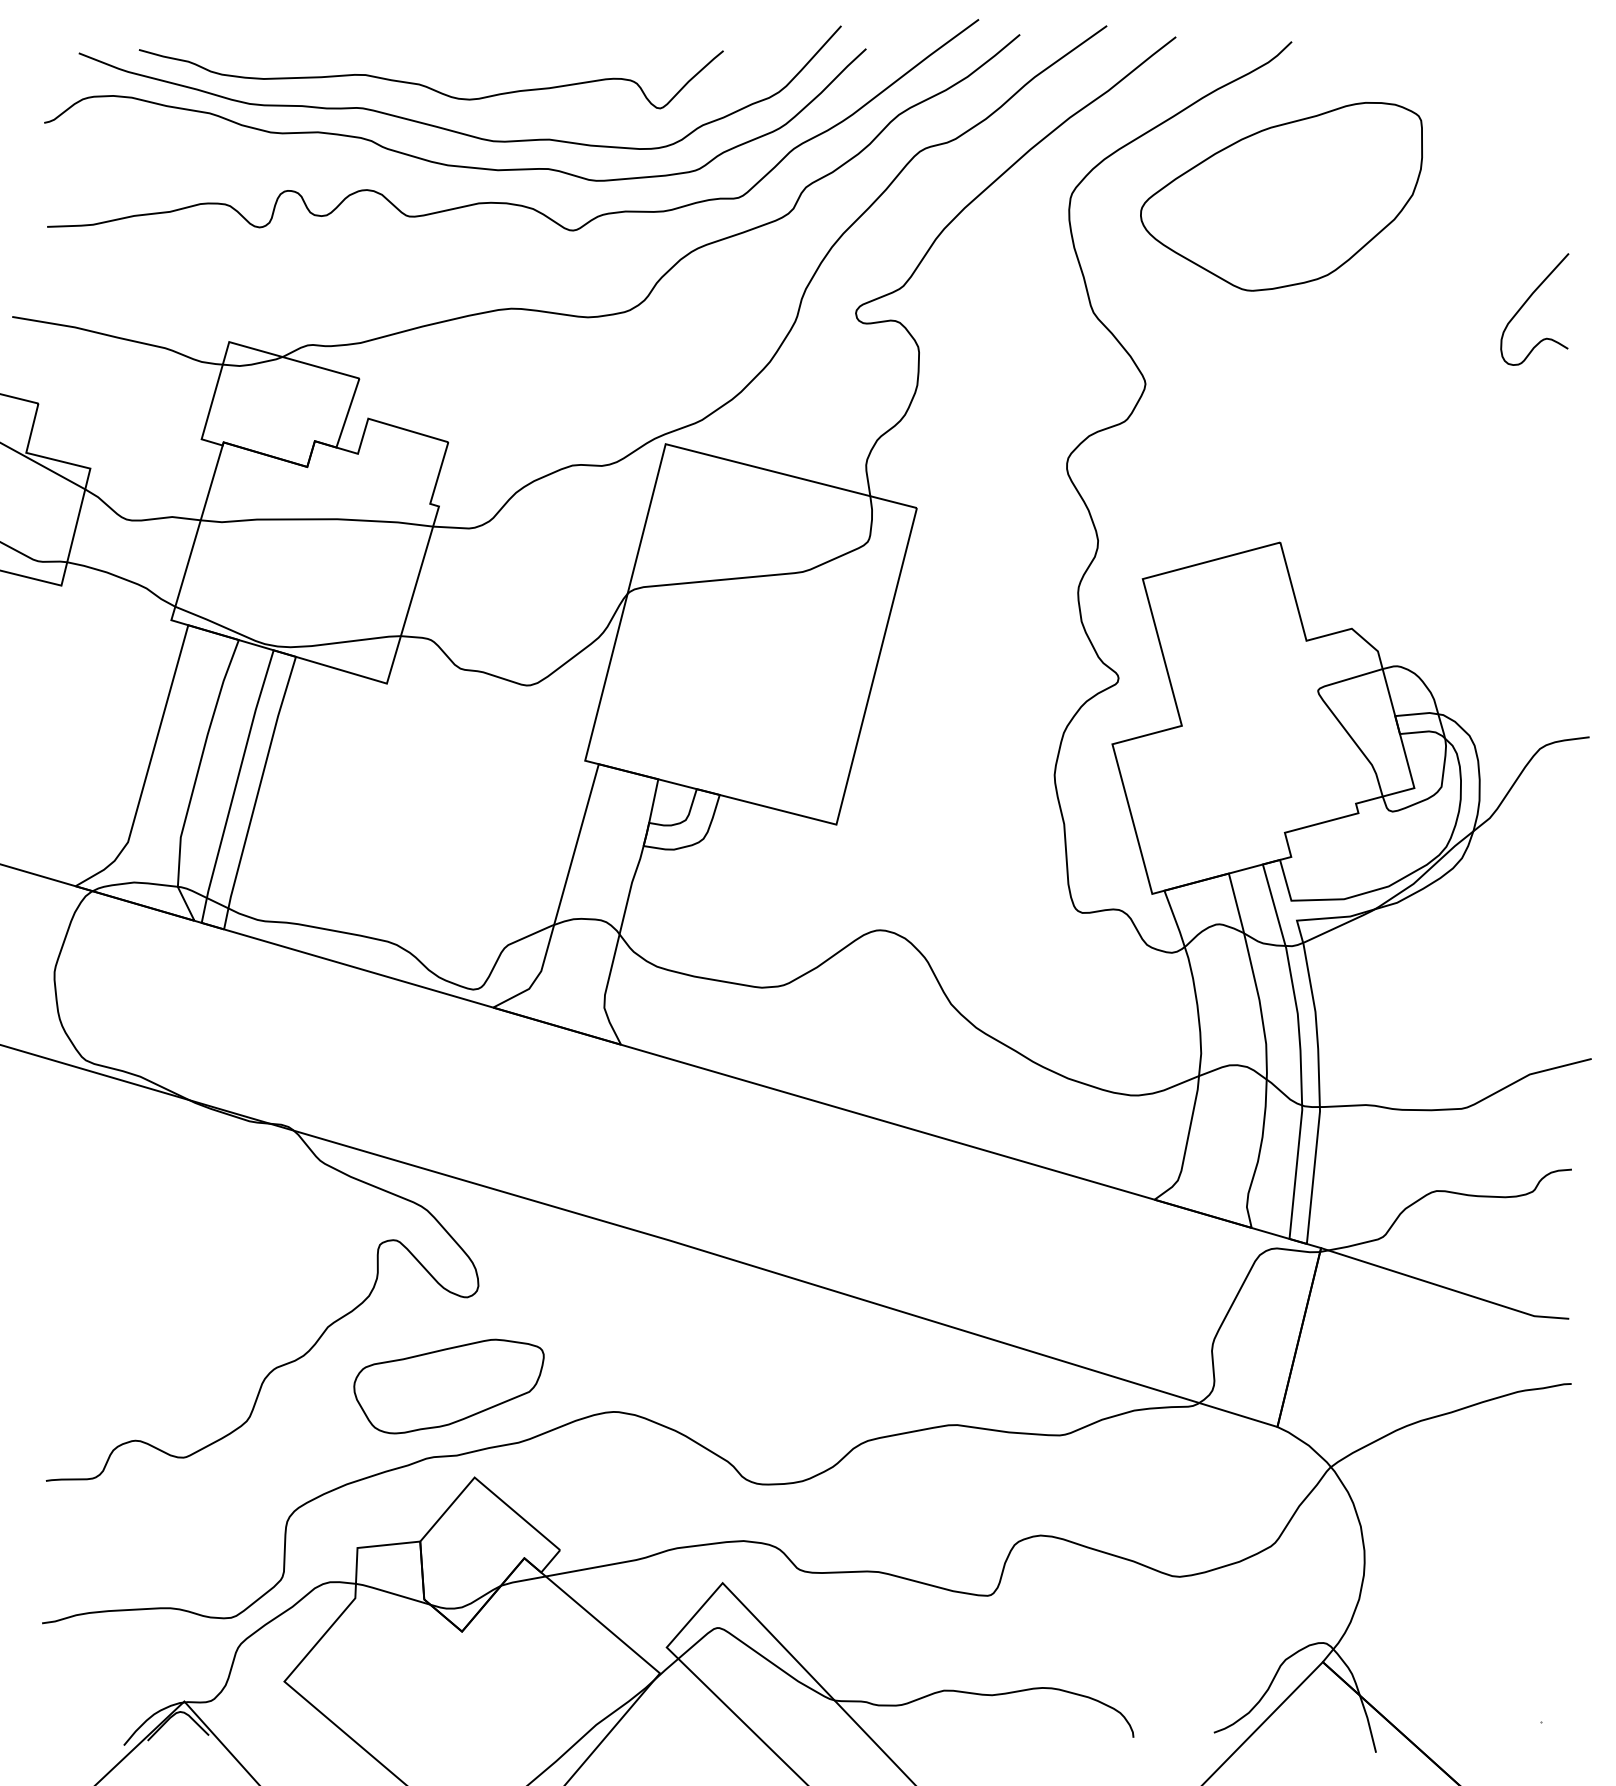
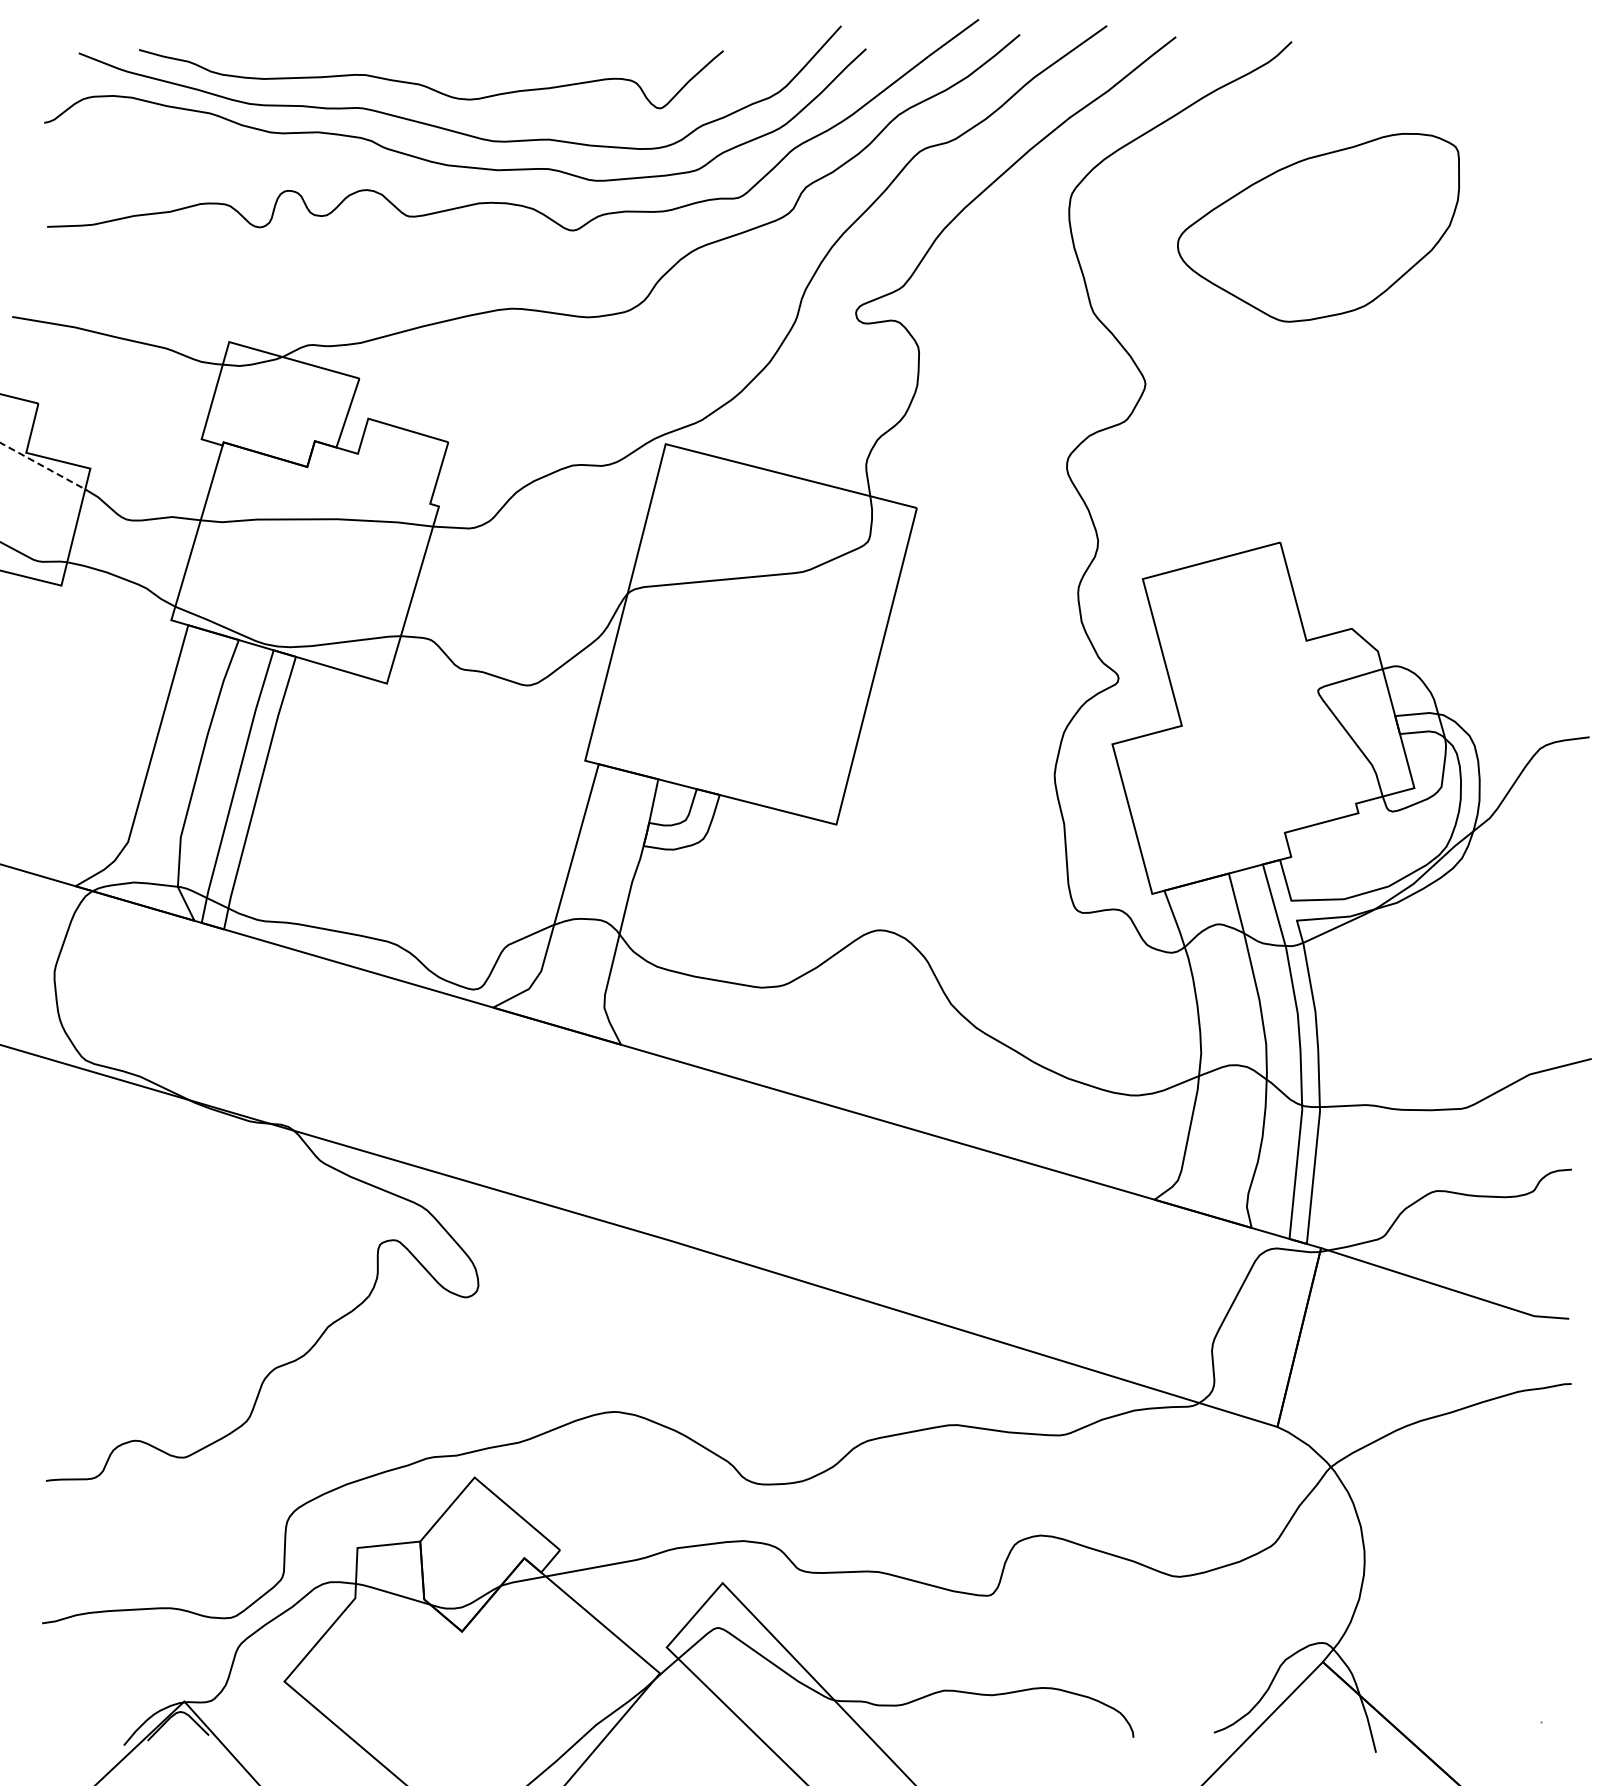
part position: (1281, 196) -> (1318, 227) (1318, 227)
curve: present -> none (1527, 301)
line: solid -> dashed (43, 466)
part: present -> none (448, 1386)
